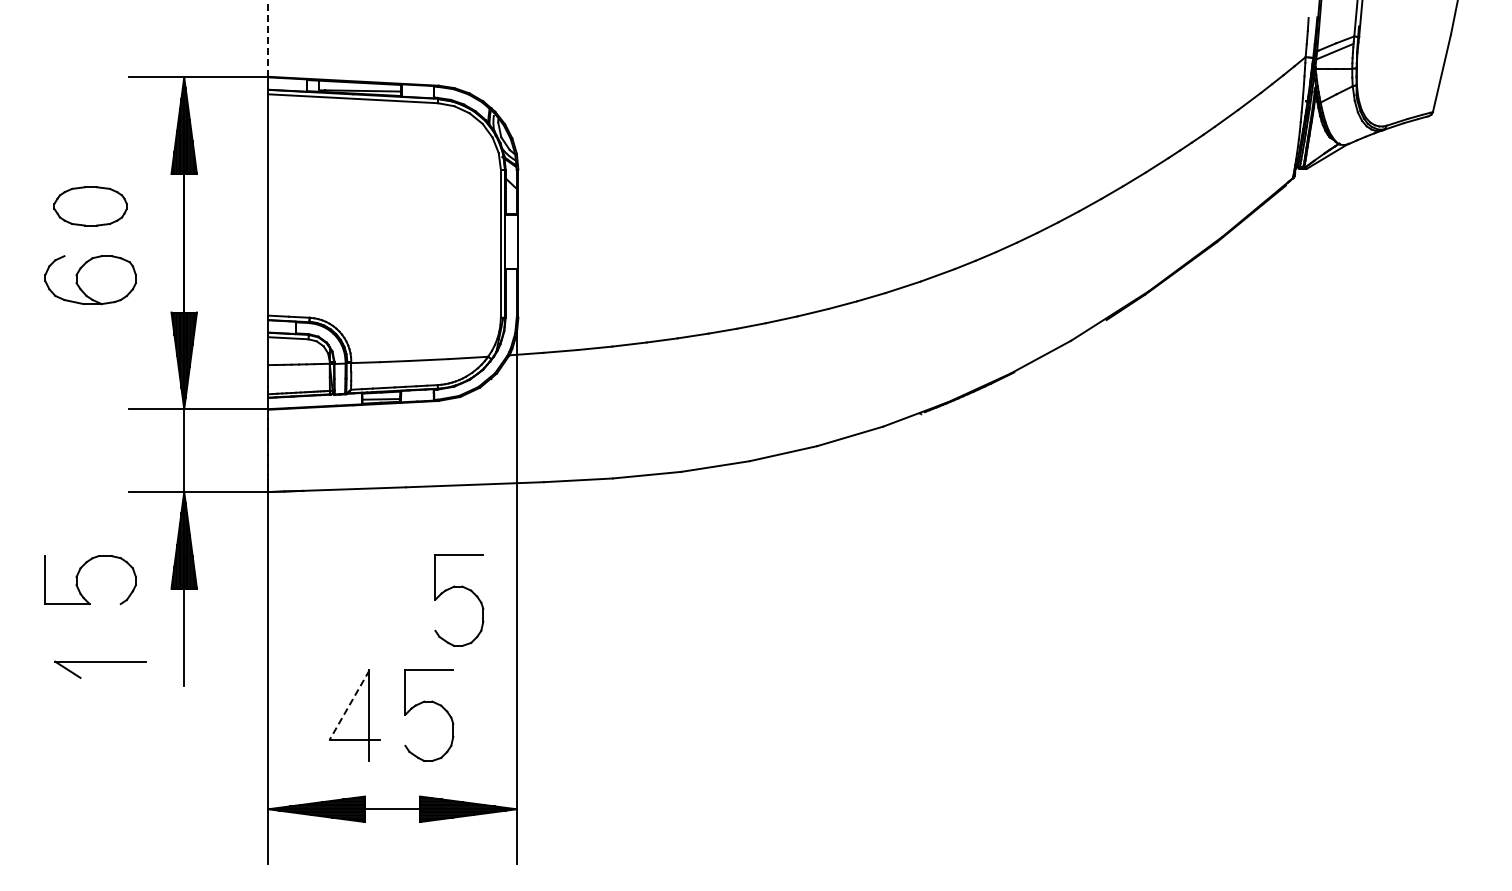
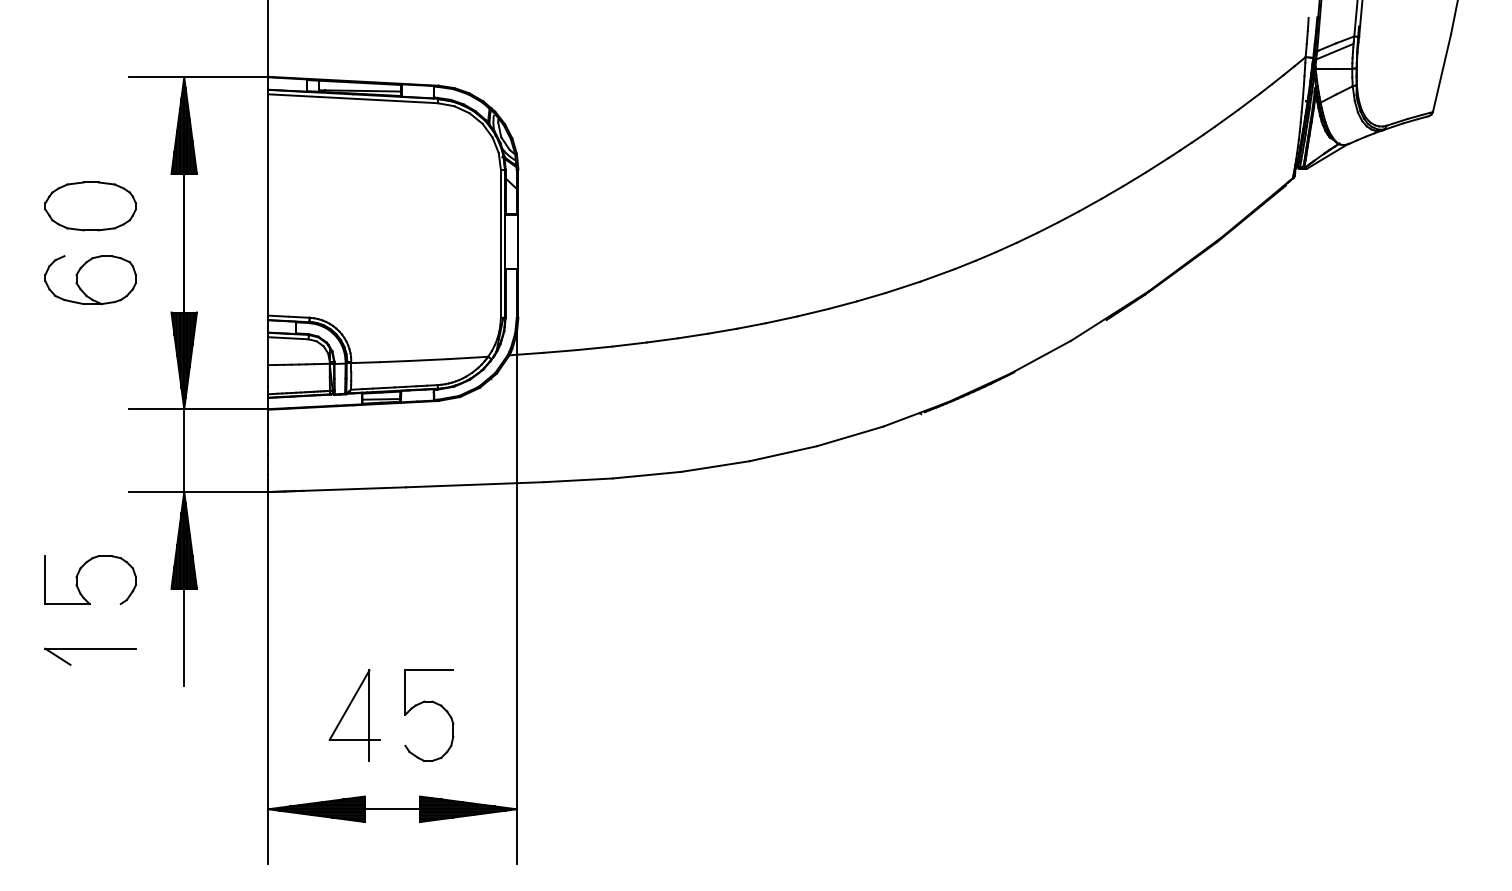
line: dashed -> solid (268, 38)
part size: 75x41 px -> 93x51 px (90, 206)
part: present -> none (463, 588)
part position: (100, 662) -> (90, 649) (90, 649)
line: dashed -> solid (349, 705)
